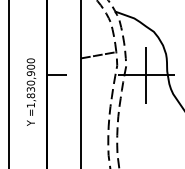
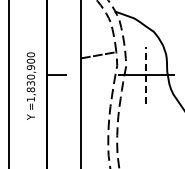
line: solid -> dashed (146, 75)
text position: (31, 91) -> (31, 85) (31, 85)
